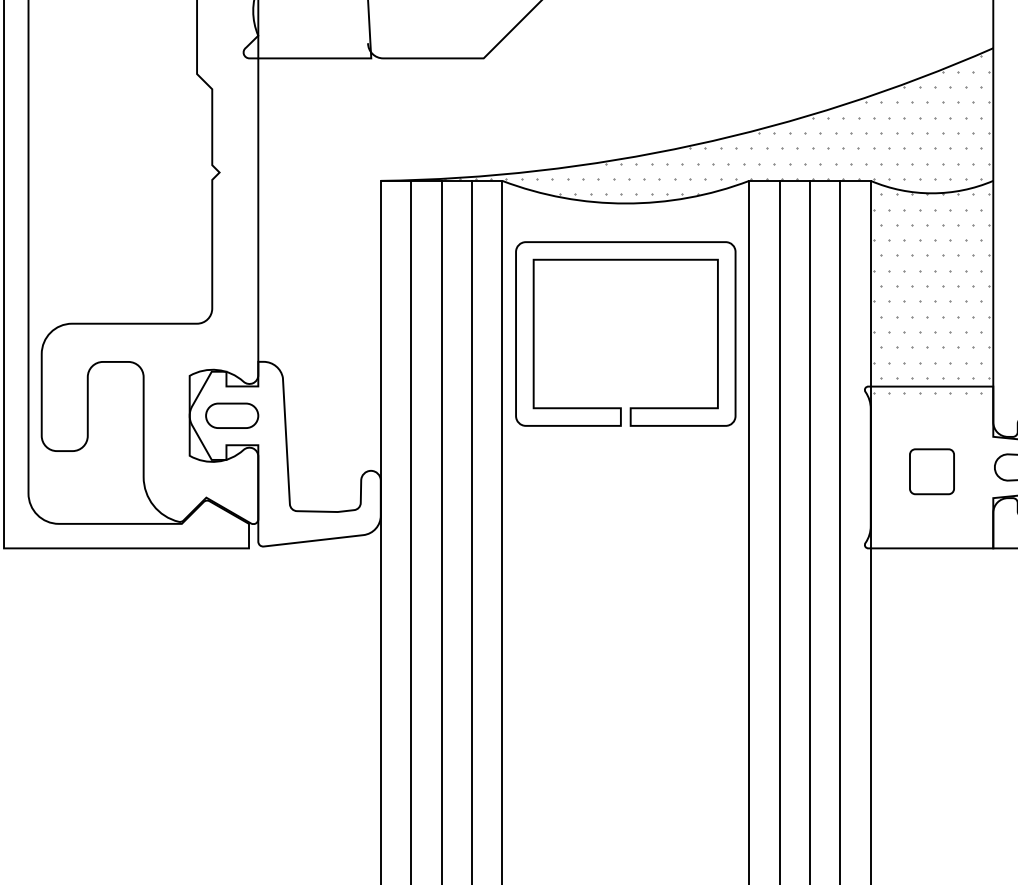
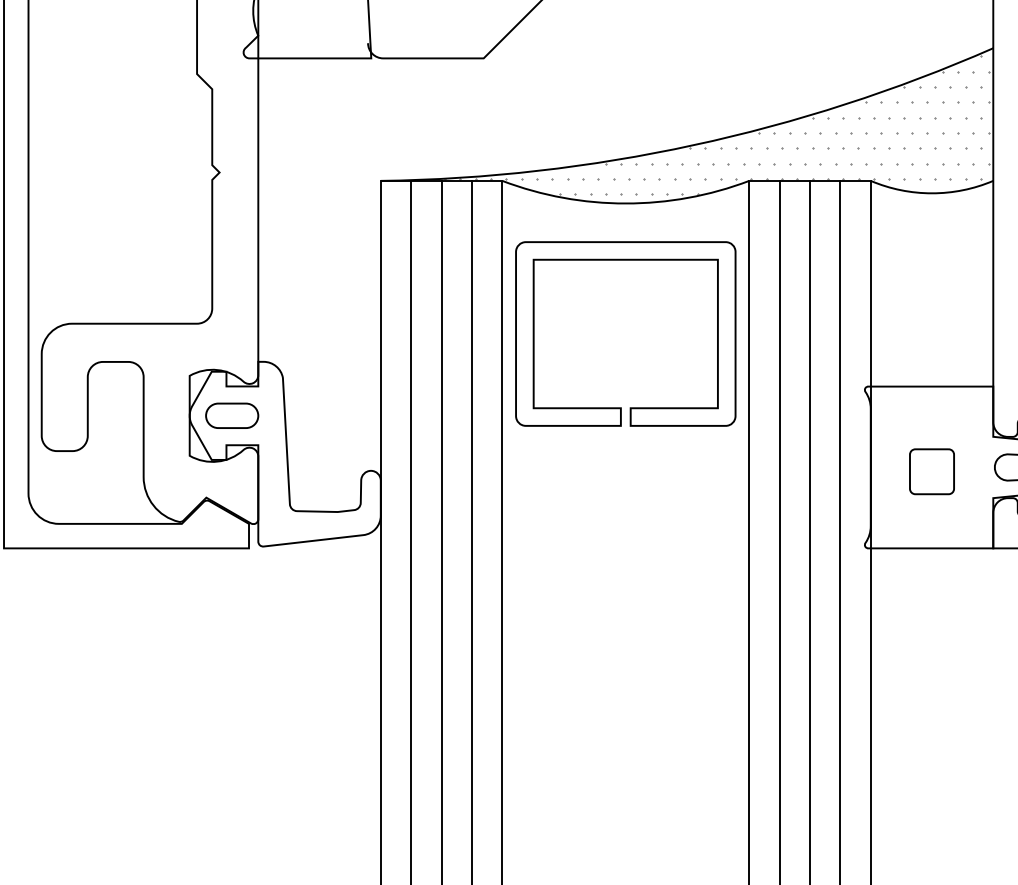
hatch: present -> none (930, 293)
